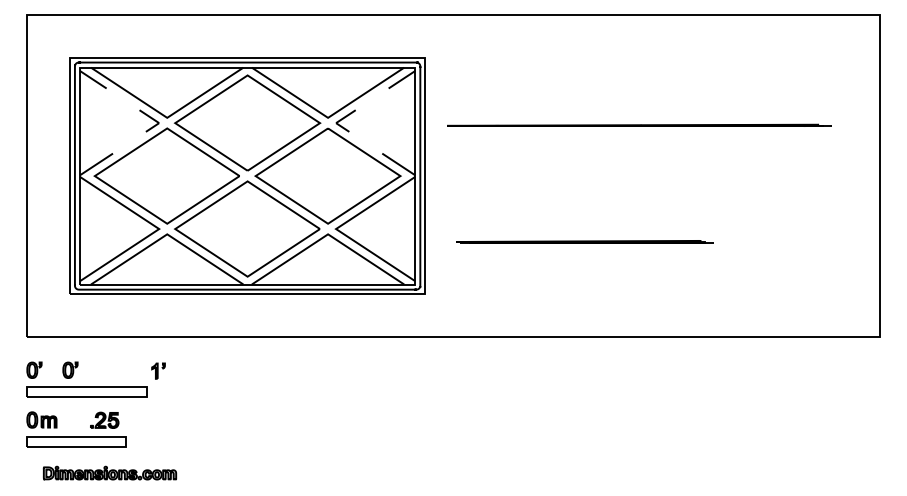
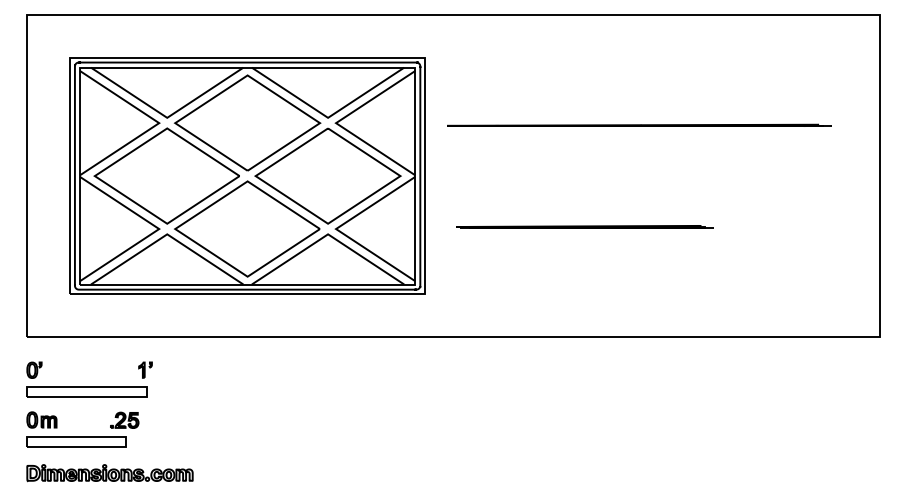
line: dashed -> solid (159, 123)
line: dashed -> solid (336, 123)
line position: (584, 241) -> (584, 226) (584, 226)
part: present -> none (70, 369)
part position: (158, 370) -> (145, 369) (145, 369)
part position: (104, 419) -> (124, 419) (124, 419)
part size: 136x16 px -> 168x19 px (109, 473)
